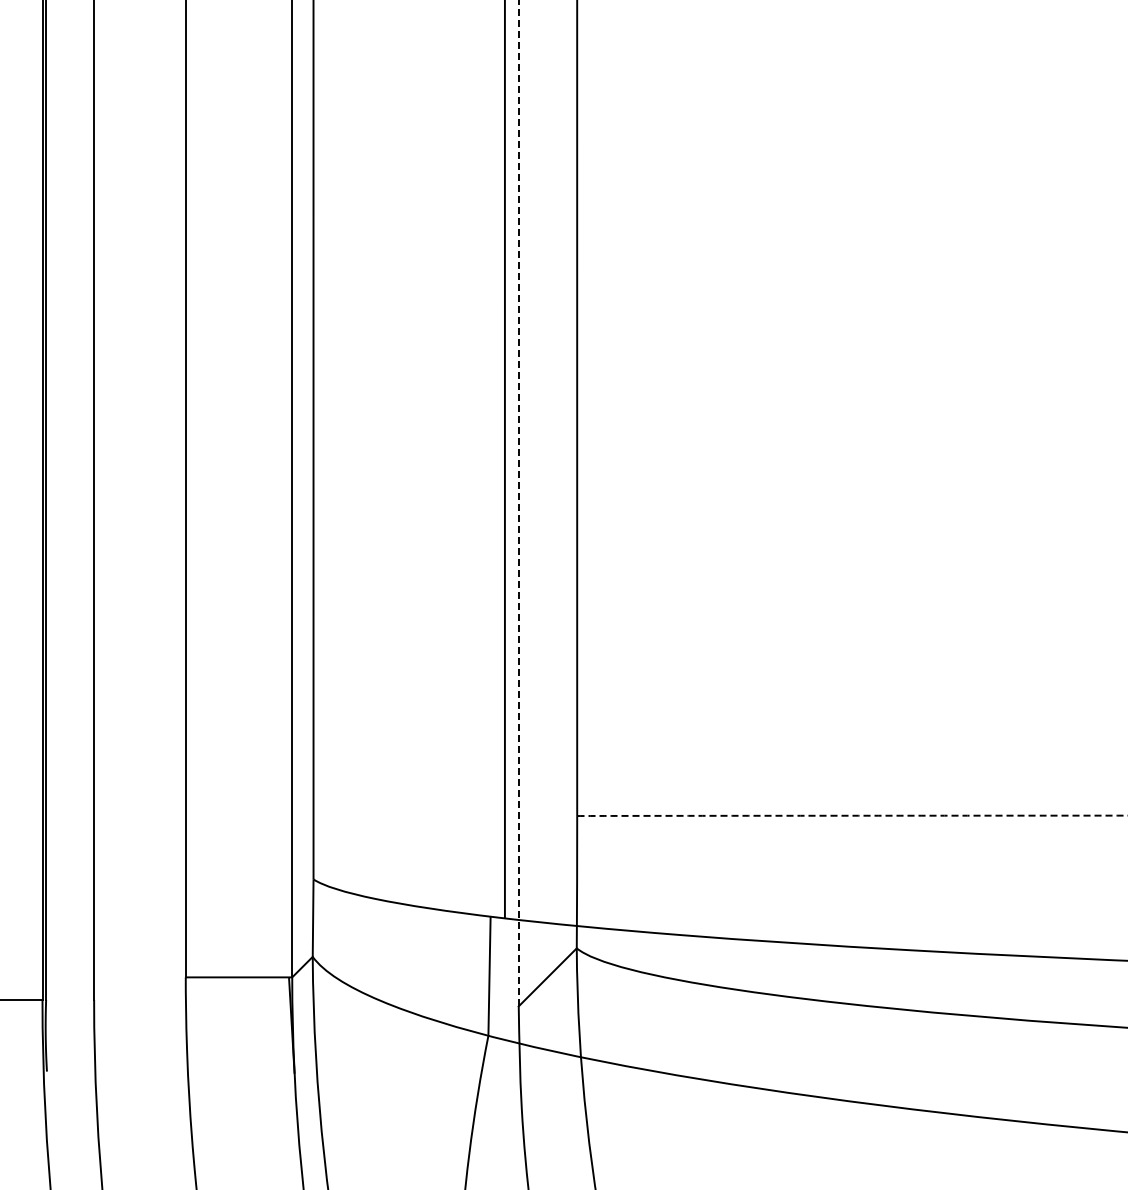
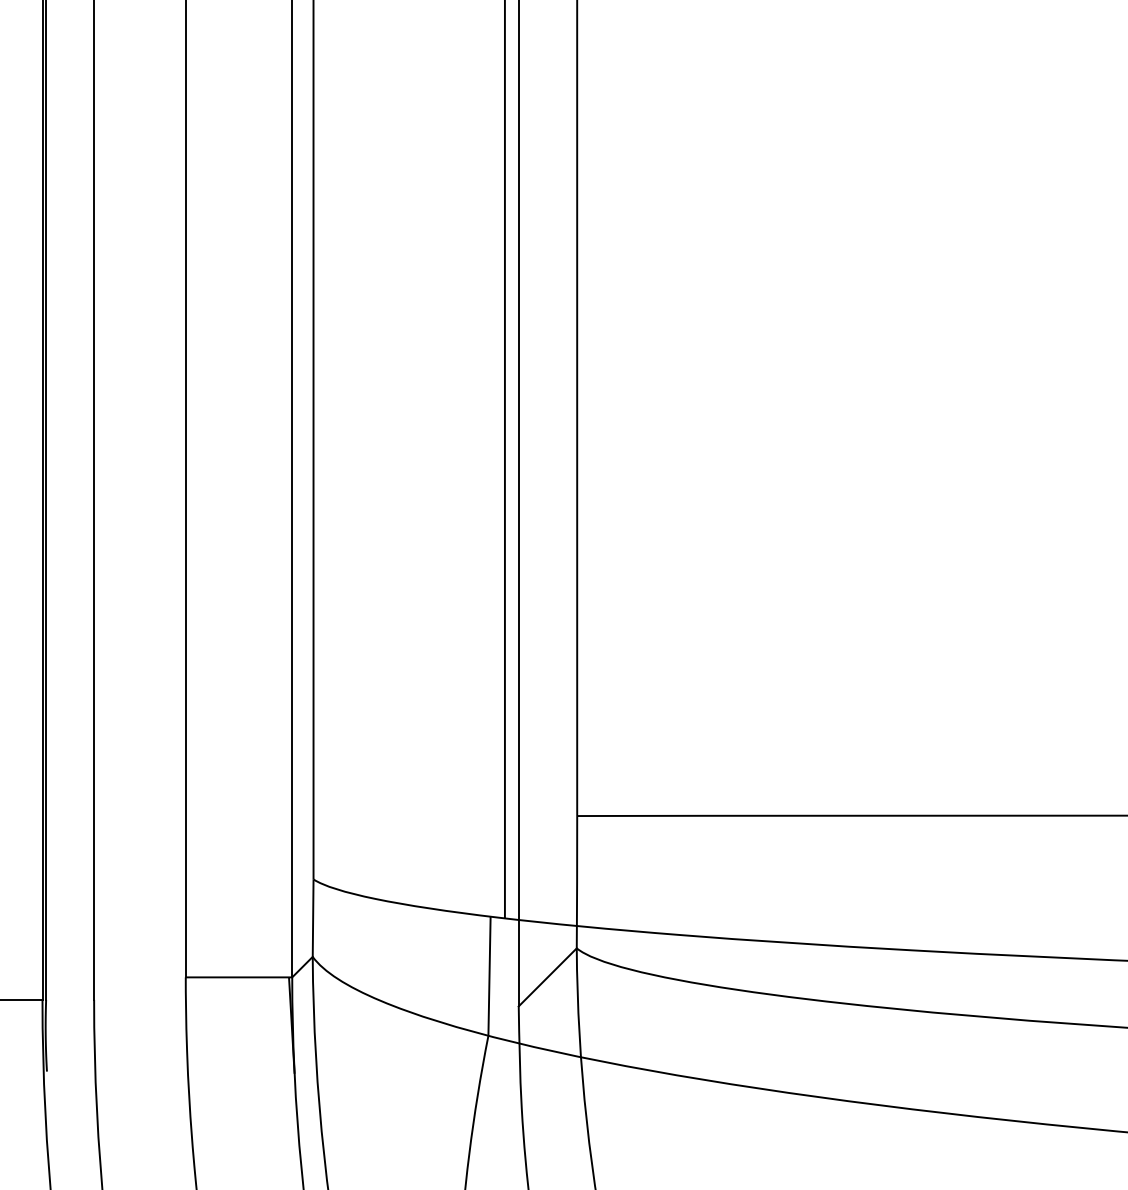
line: dashed -> solid (518, 503)
arc: dashed -> solid (844, 815)
